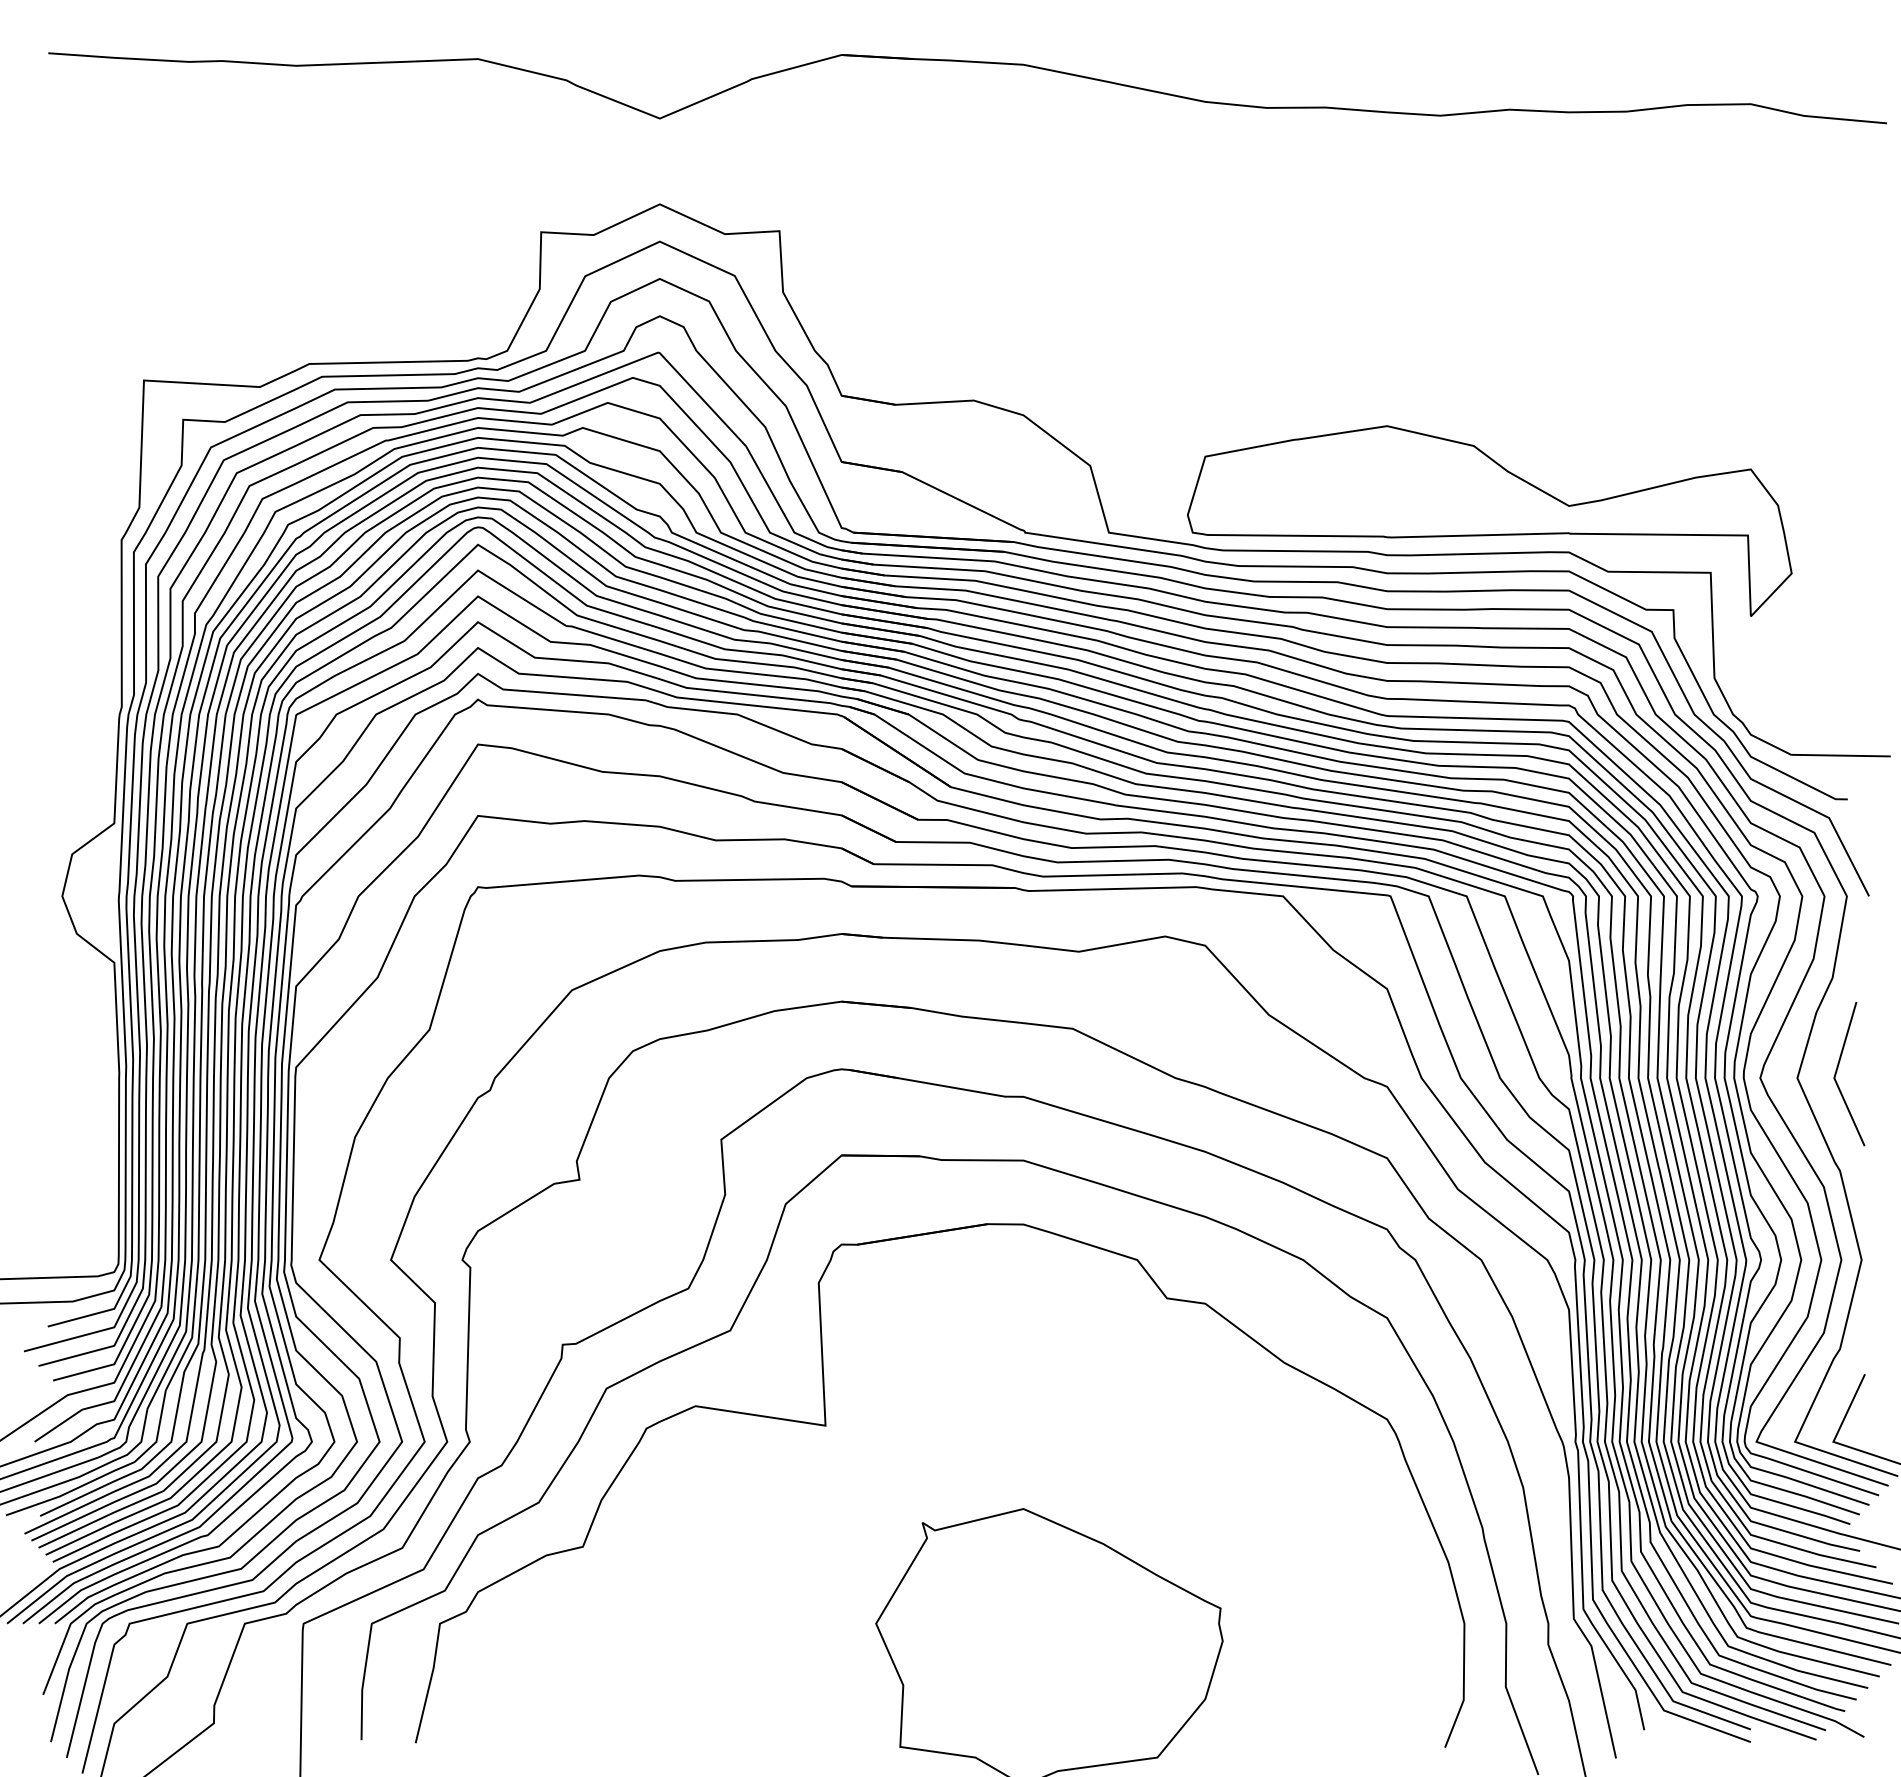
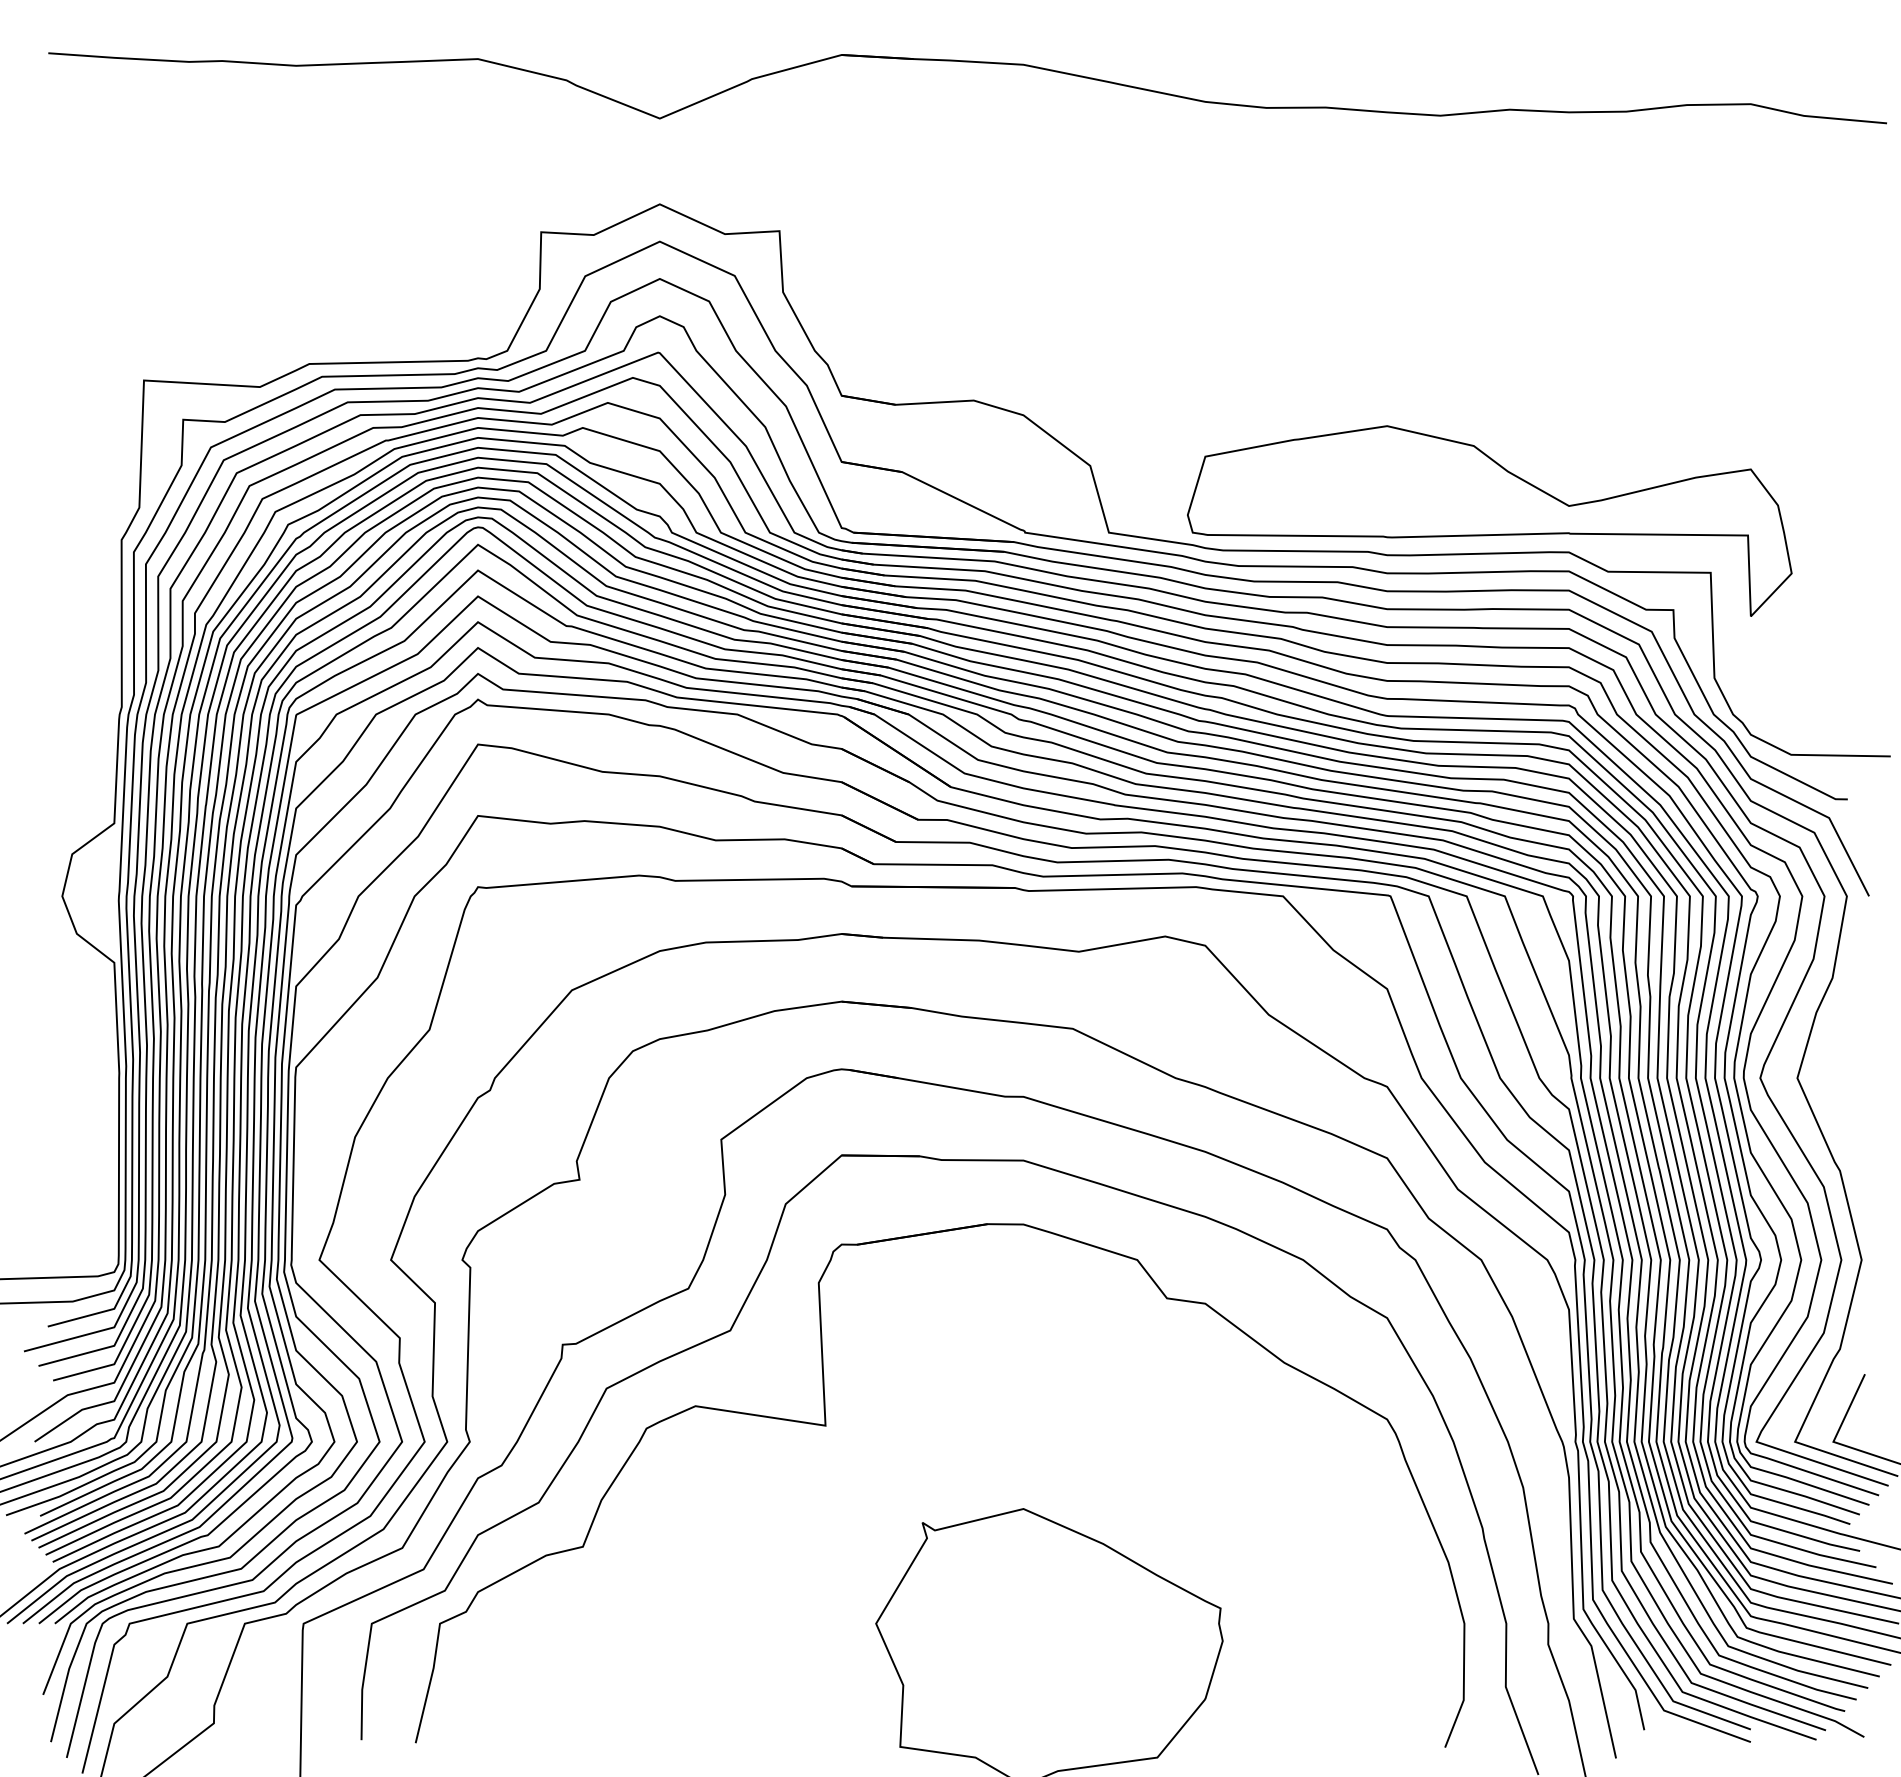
line: present -> none (1837, 1071)
